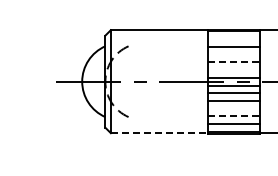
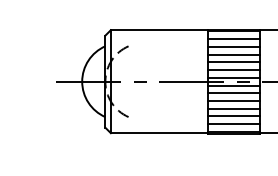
line: none -> present (233, 39)
line: none -> present (233, 54)
line: dashed -> solid (234, 62)
line: none -> present (233, 70)
line: none -> present (233, 108)
line: dashed -> solid (234, 116)
line: dashed -> solid (159, 133)
